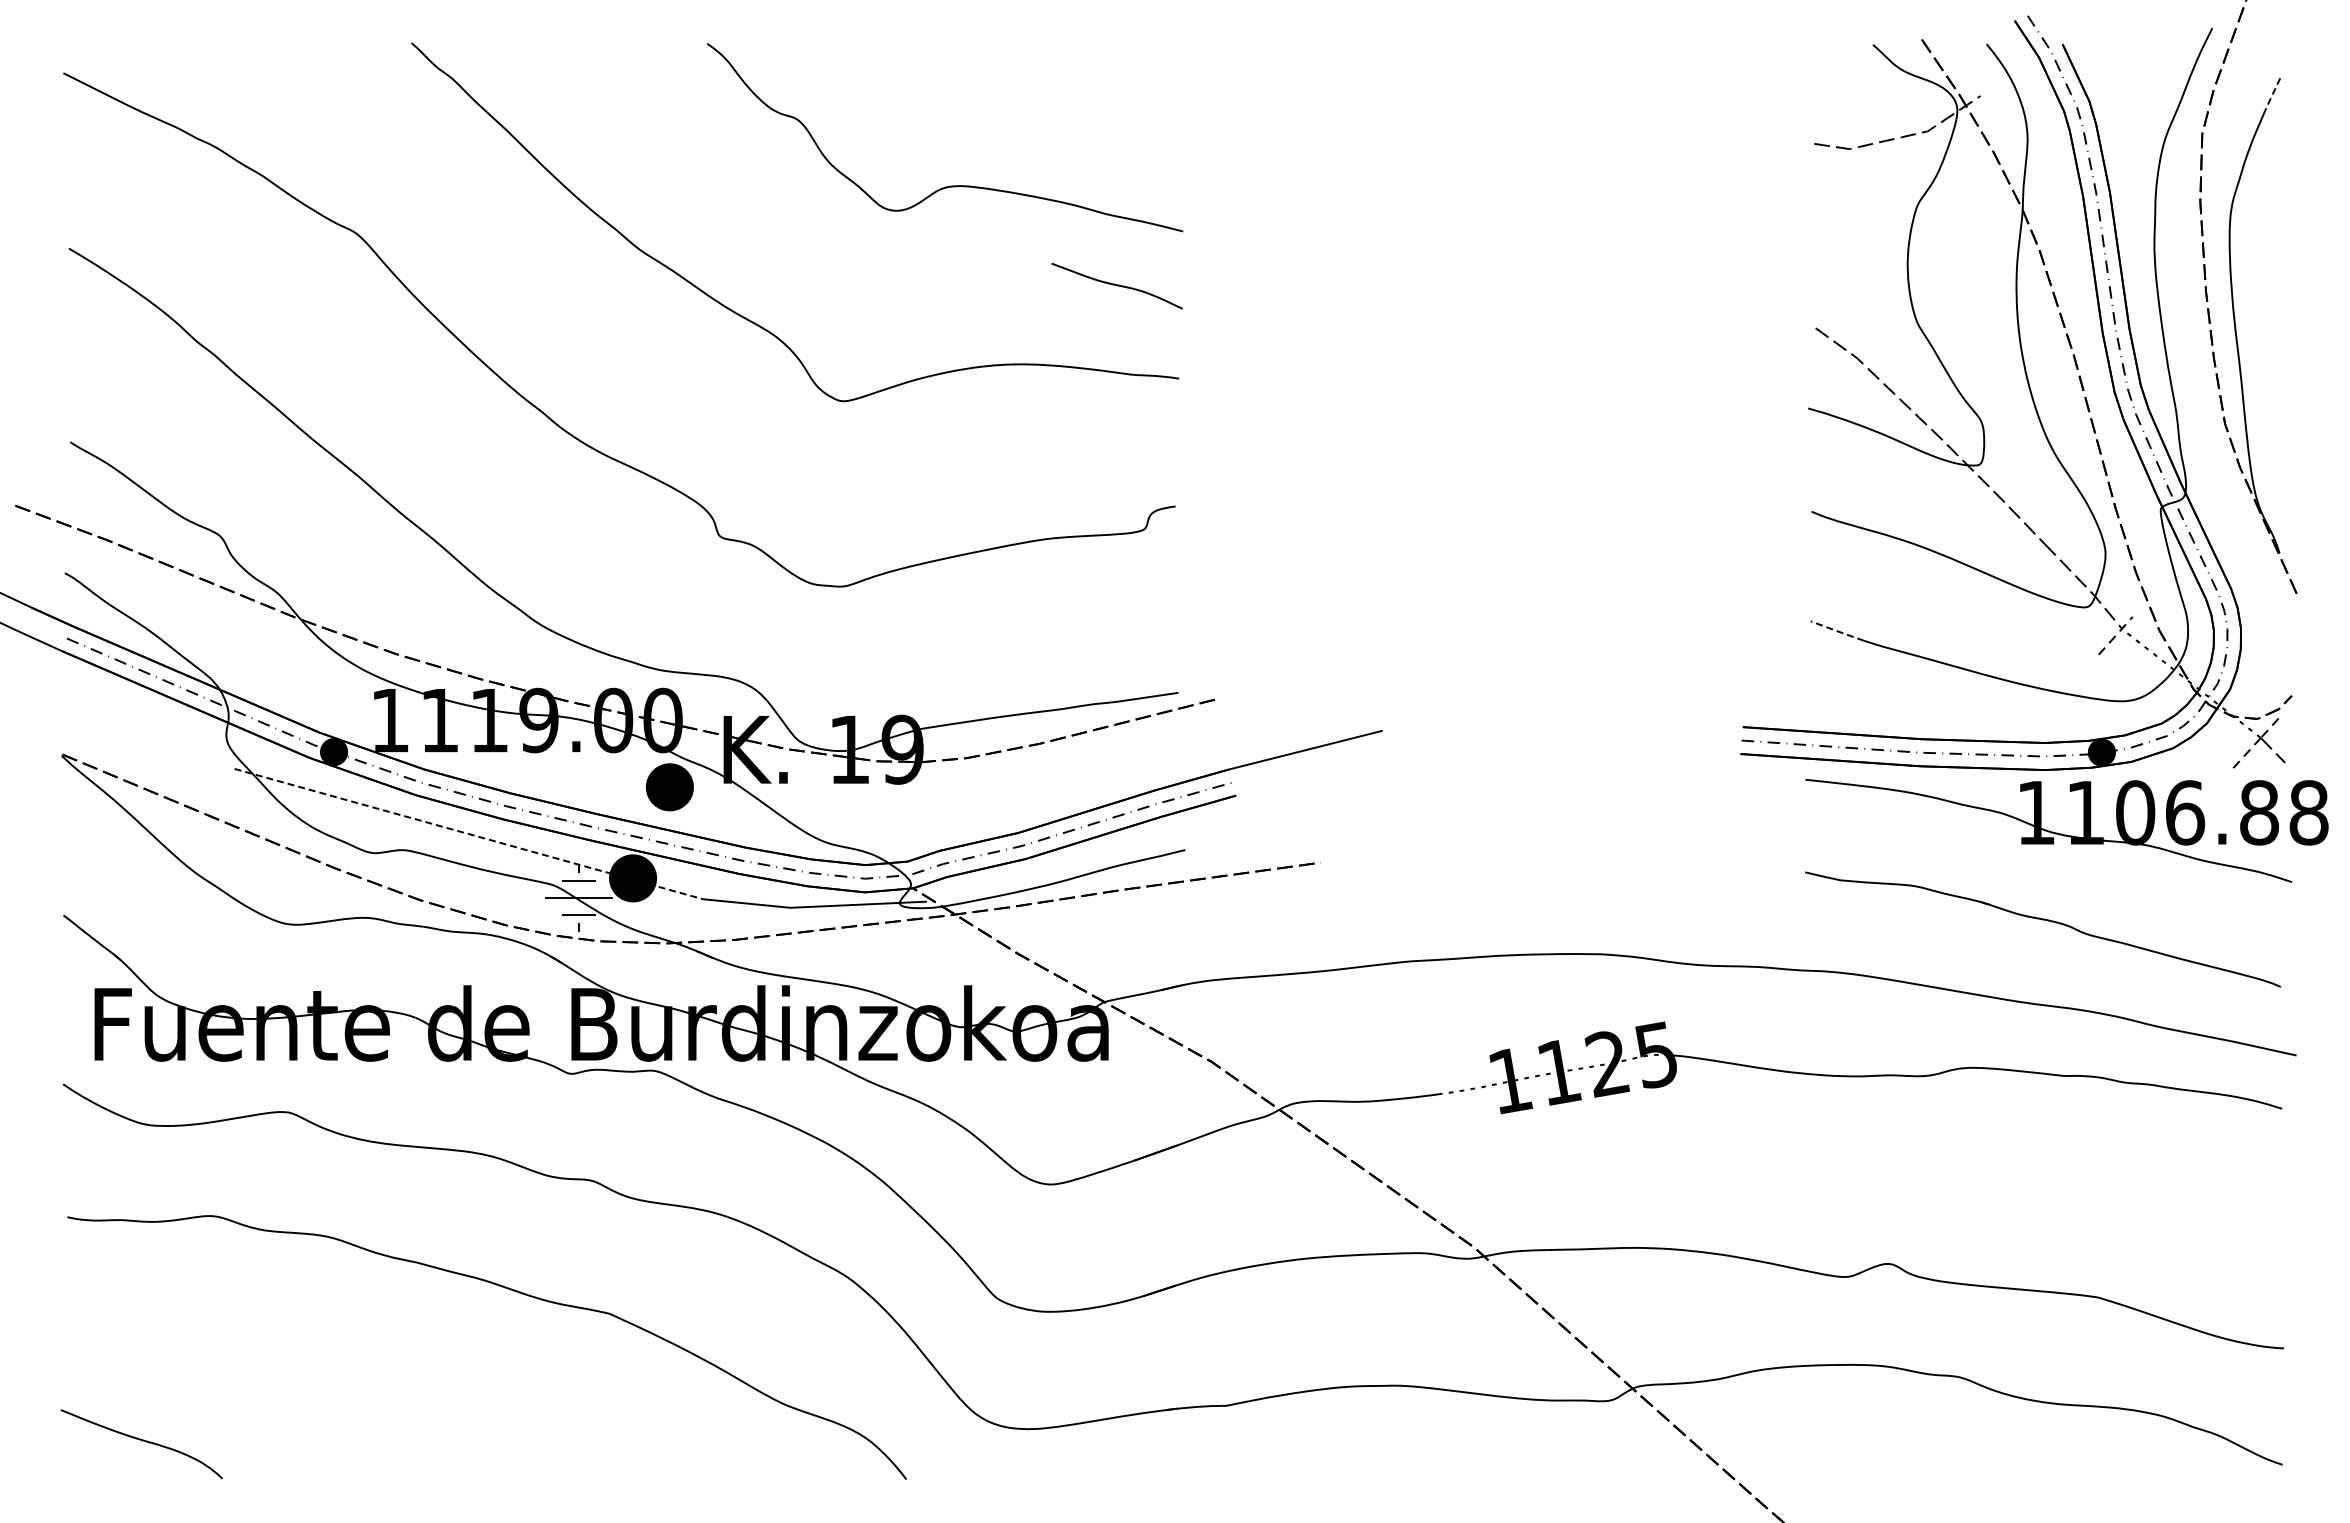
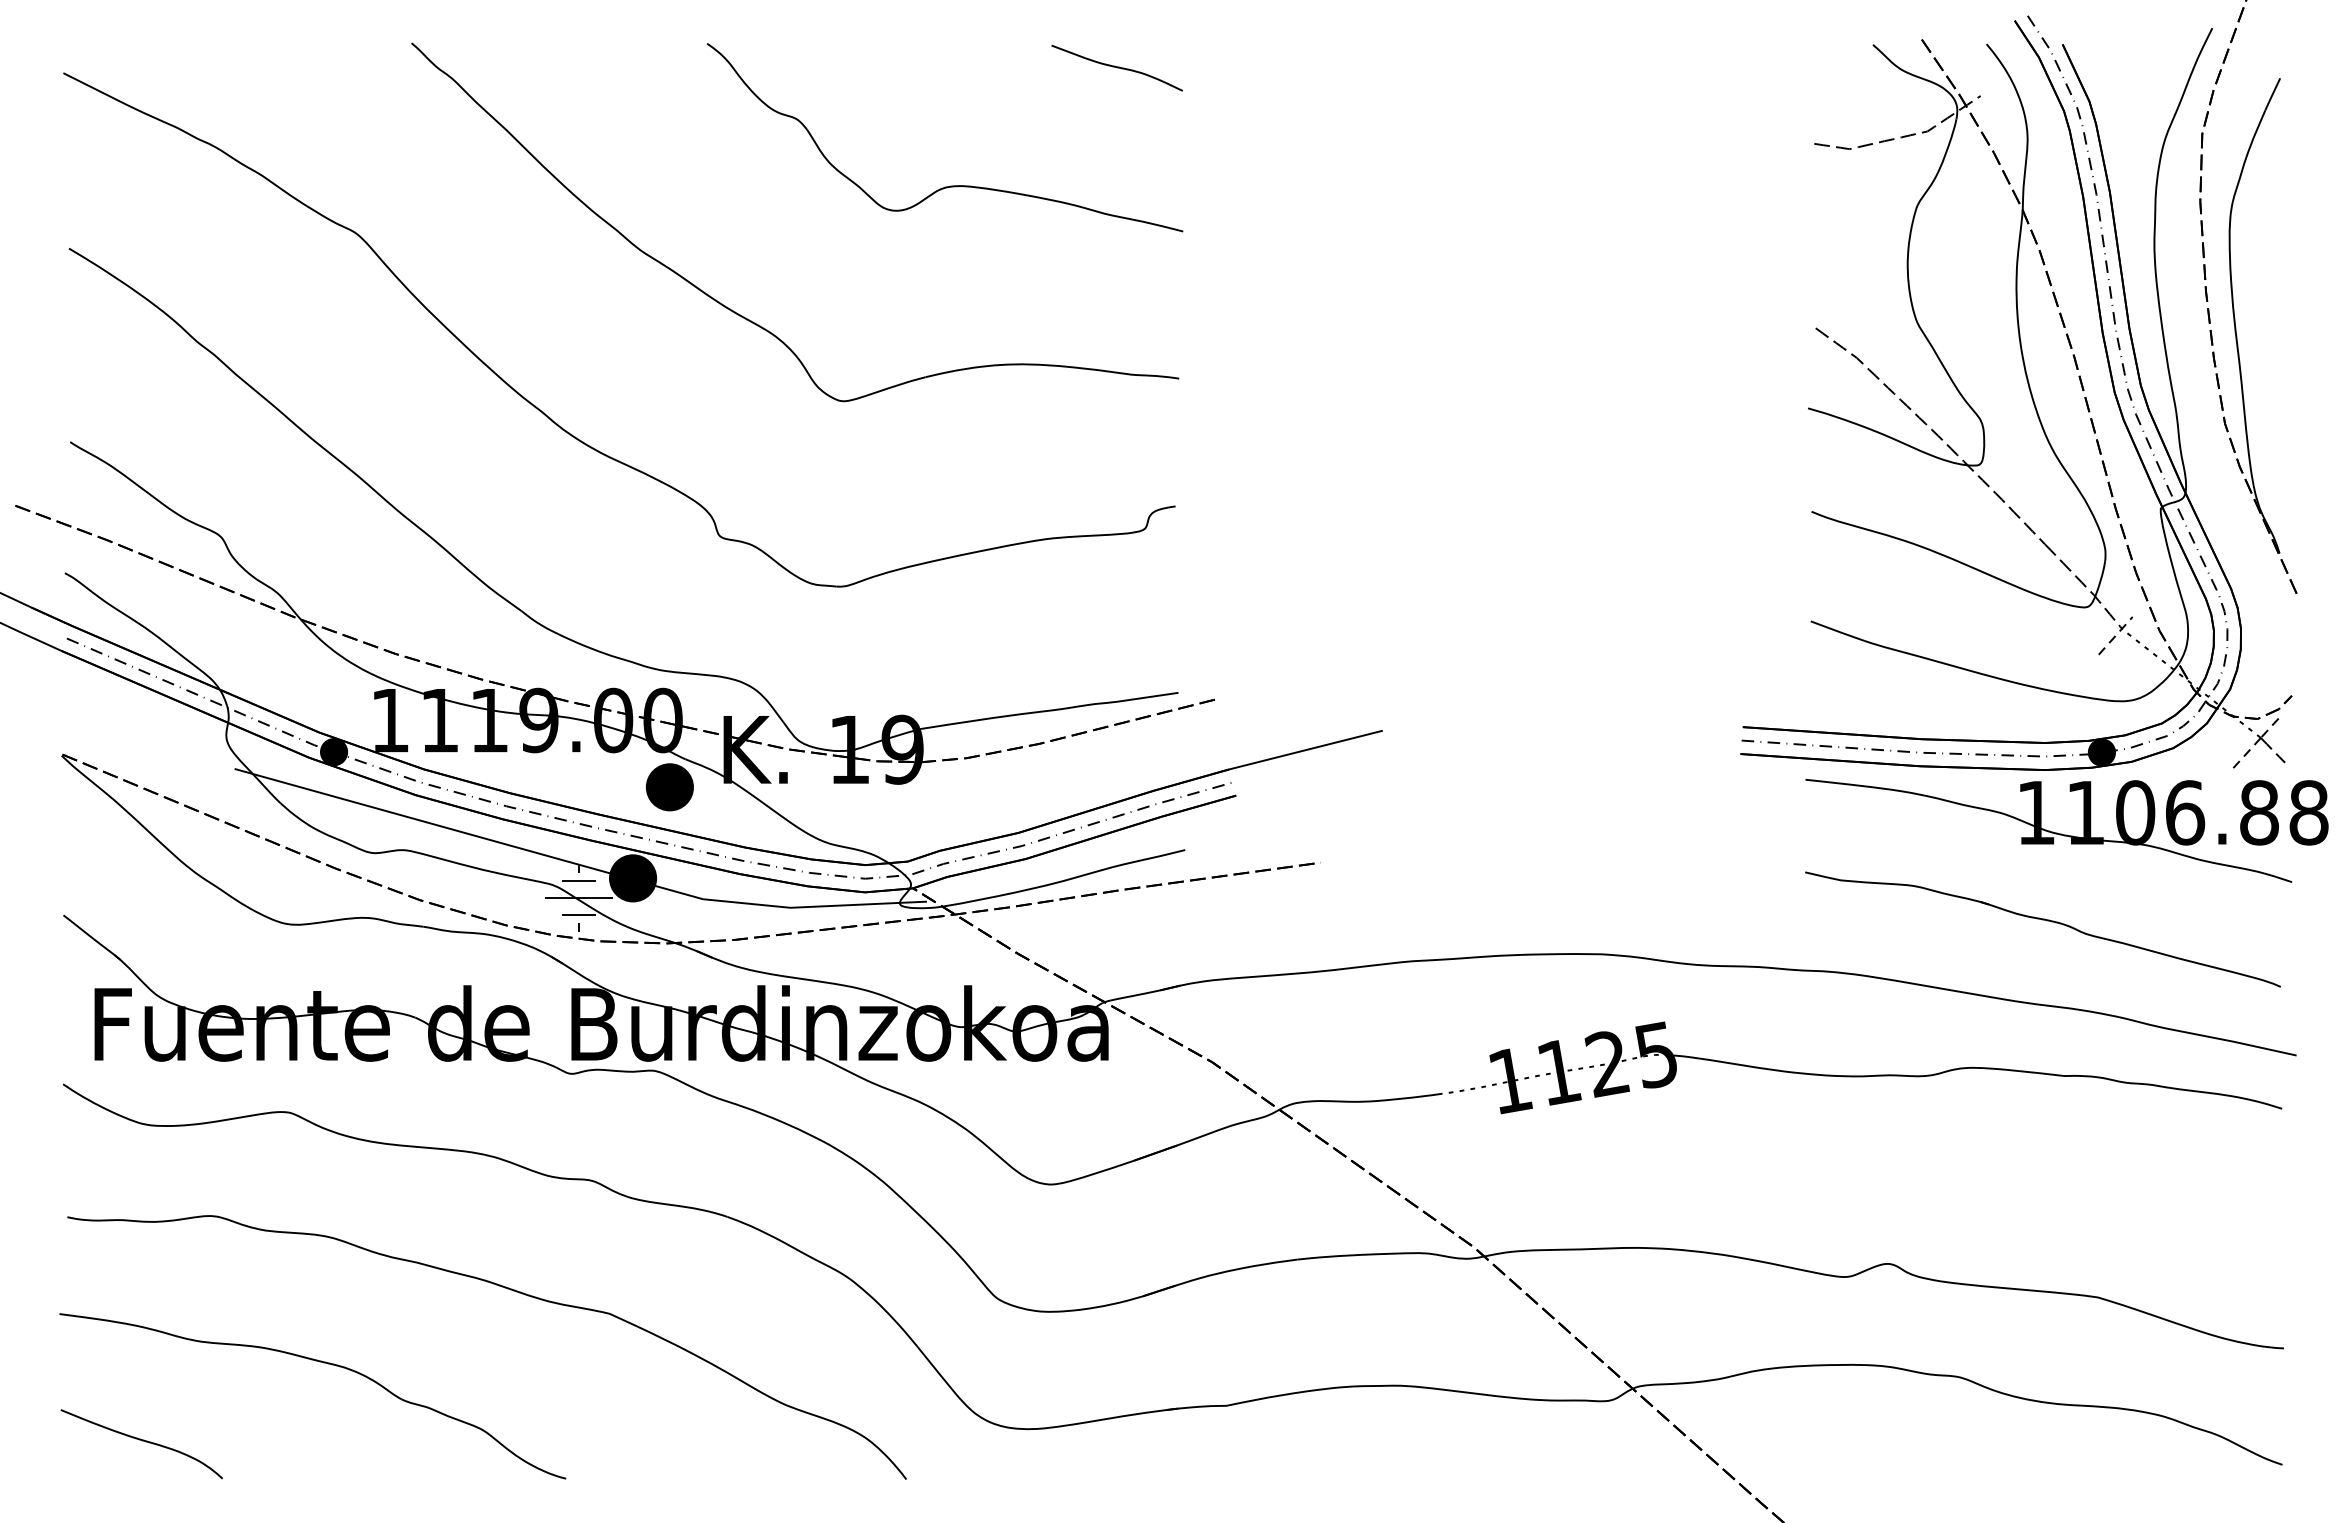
line: dashed -> solid (2272, 95)
curve position: (1116, 285) -> (1116, 67) (1116, 67)
line: dashed -> solid (1837, 631)
line: dashed -> solid (469, 834)
part: none -> present (319, 1362)
